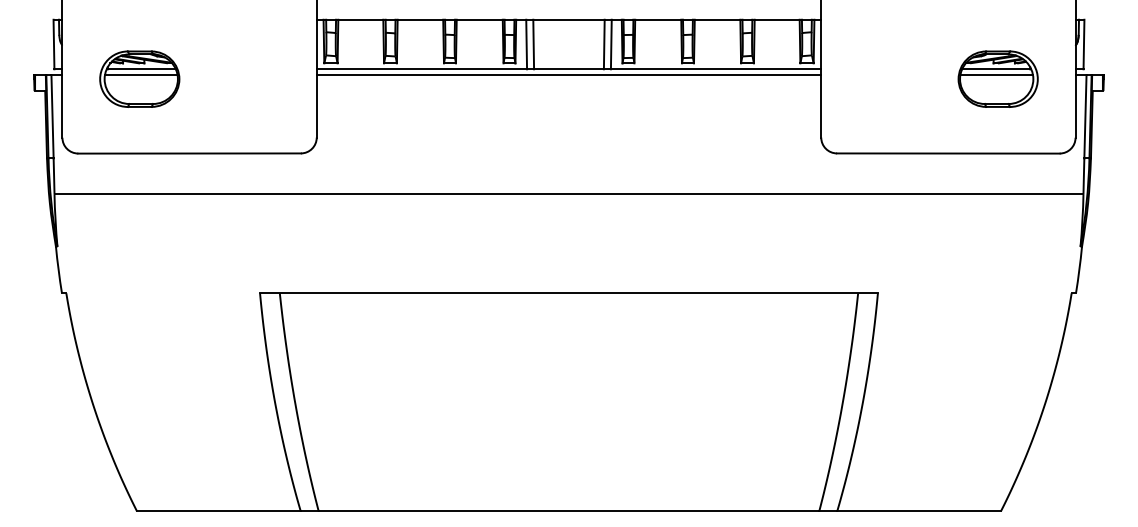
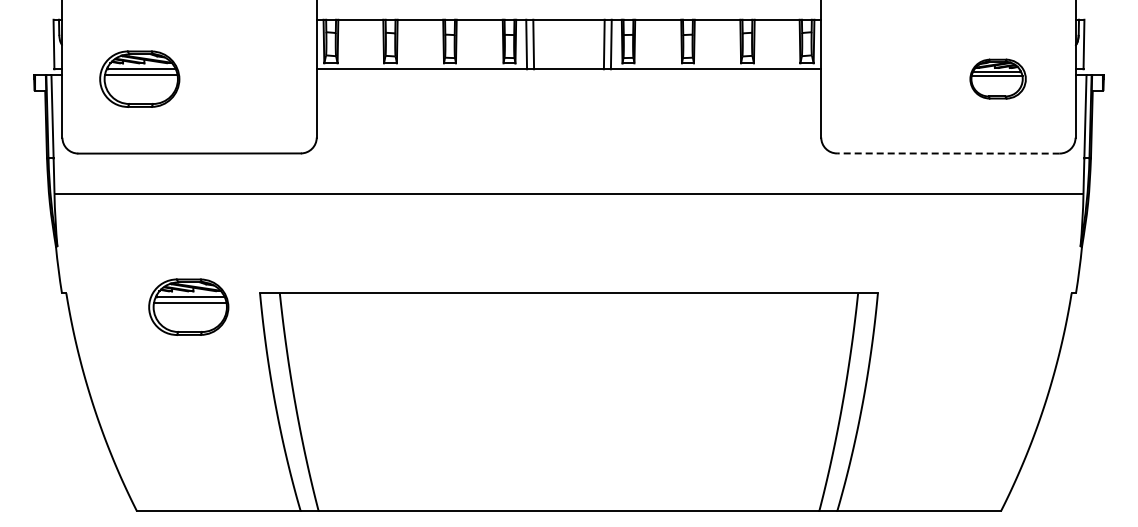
line: present -> none (568, 75)
part size: 82x58 px -> 58x42 px (997, 78)
line: solid -> dashed (947, 153)
part: none -> present (188, 306)
